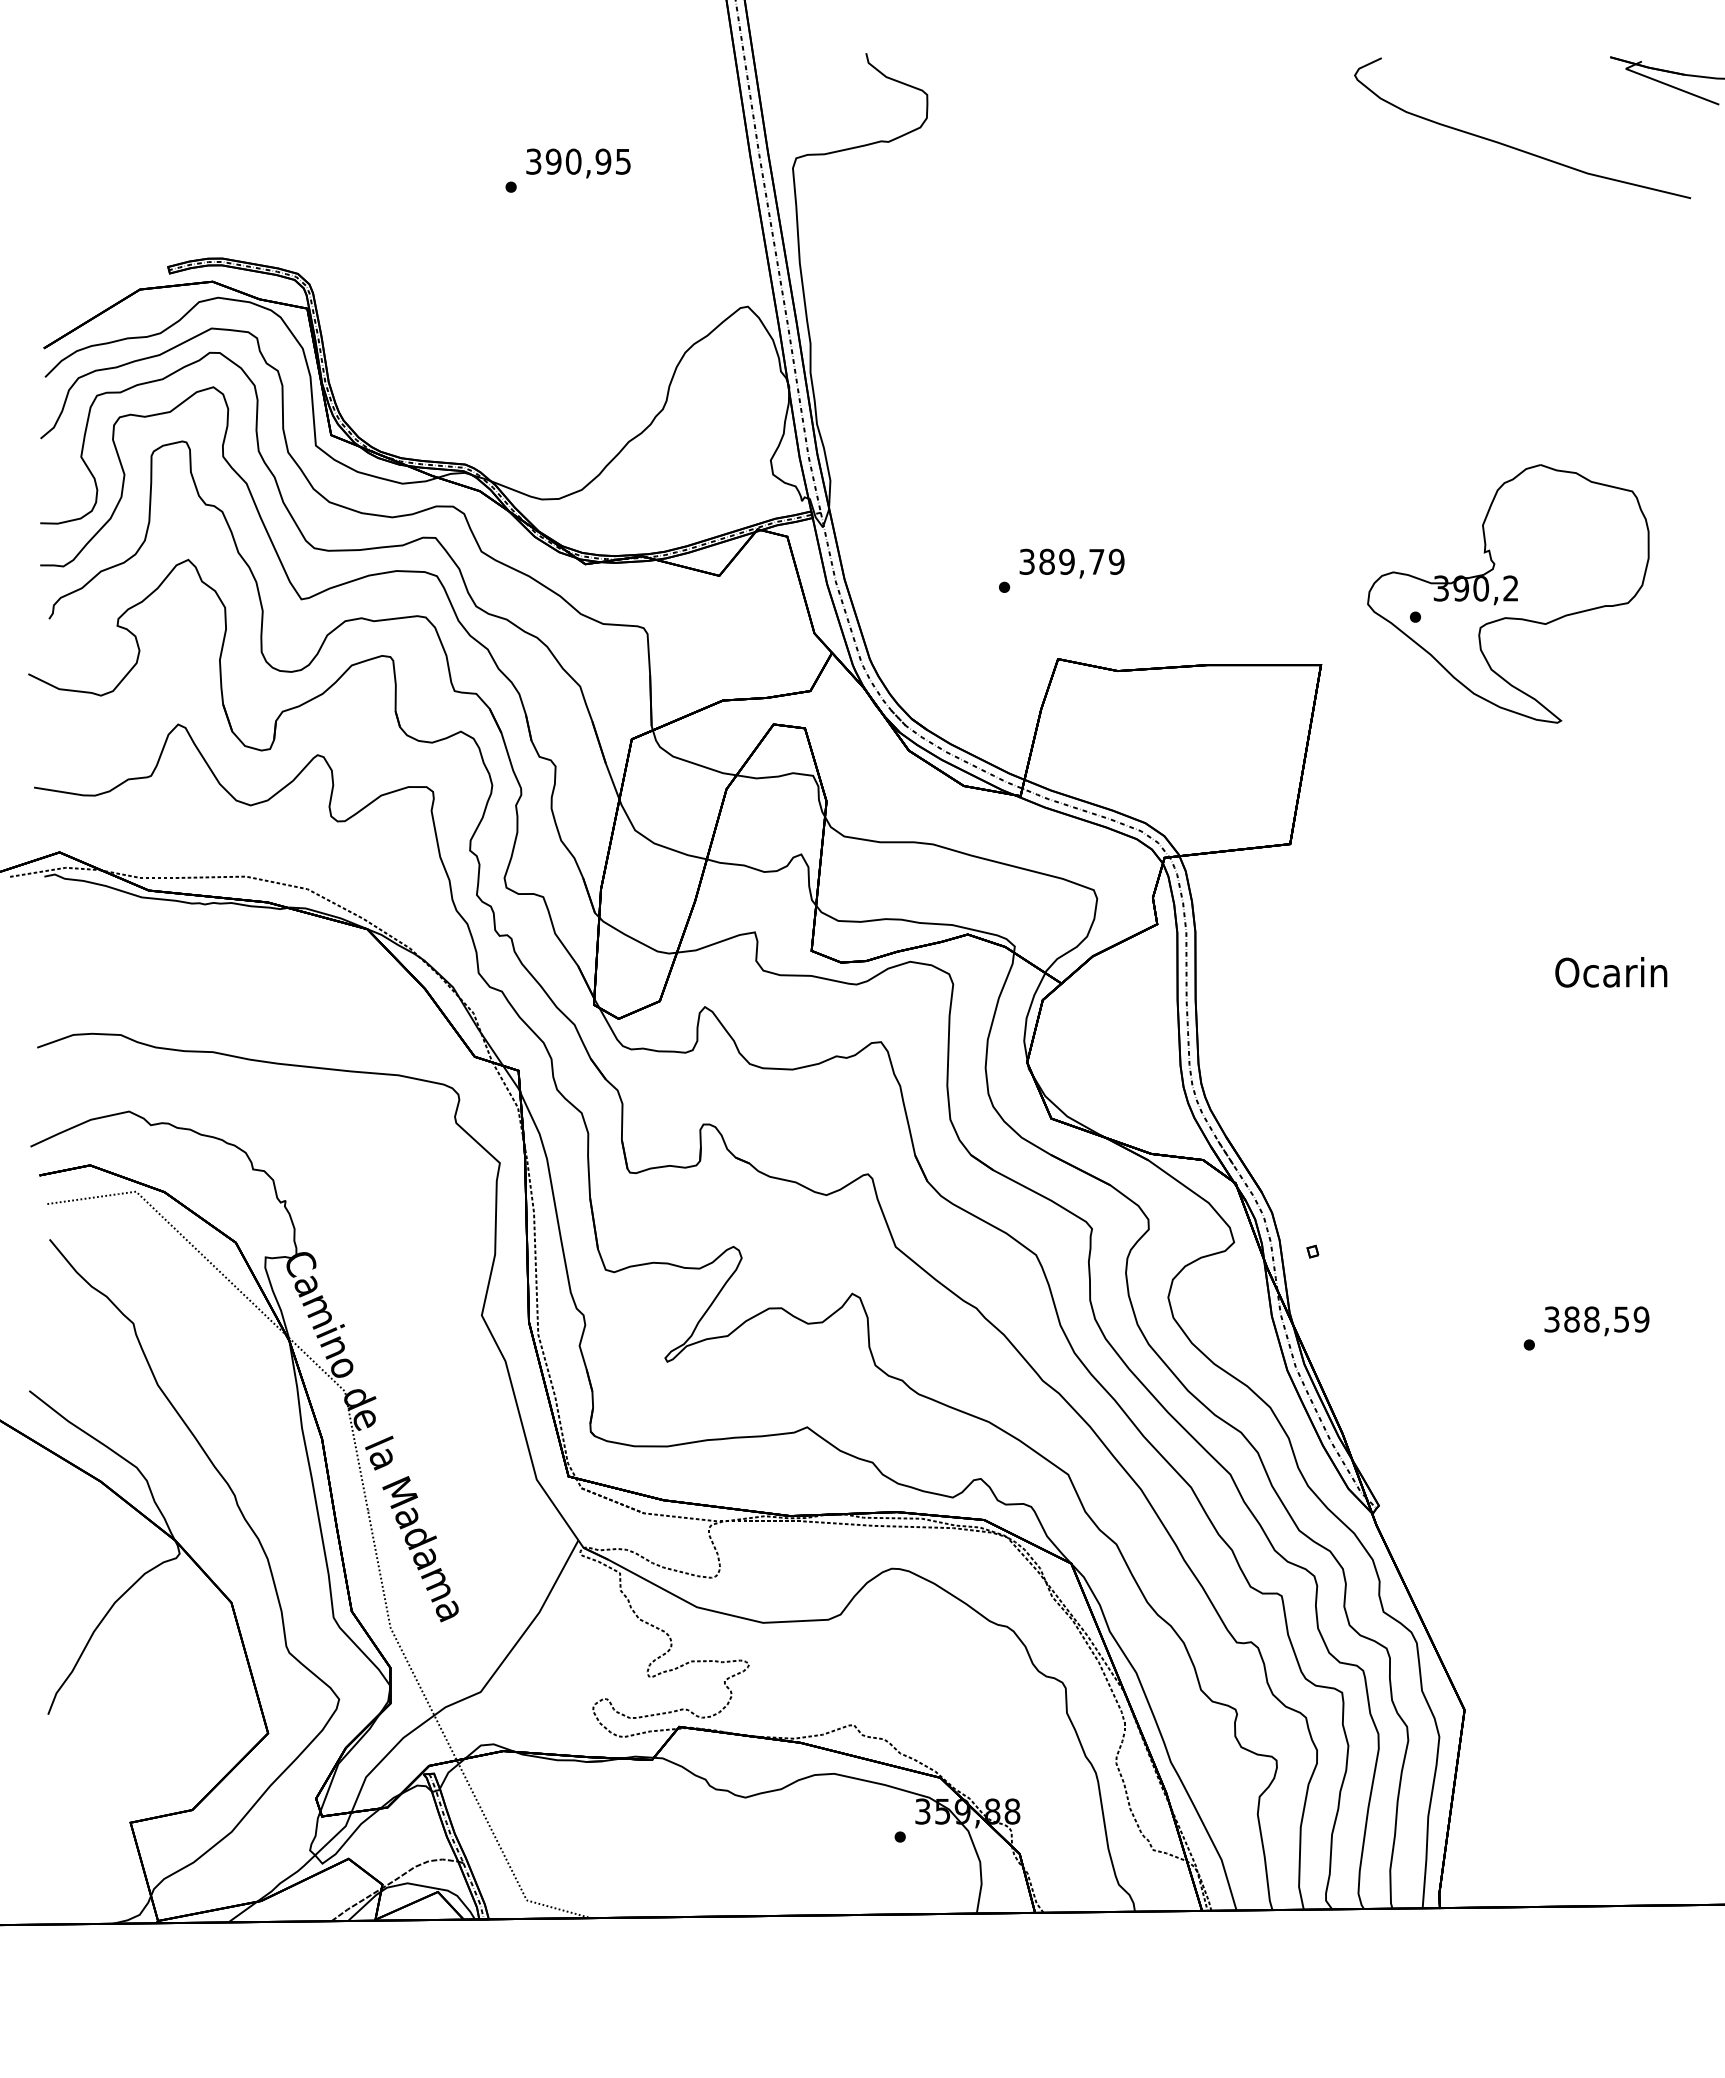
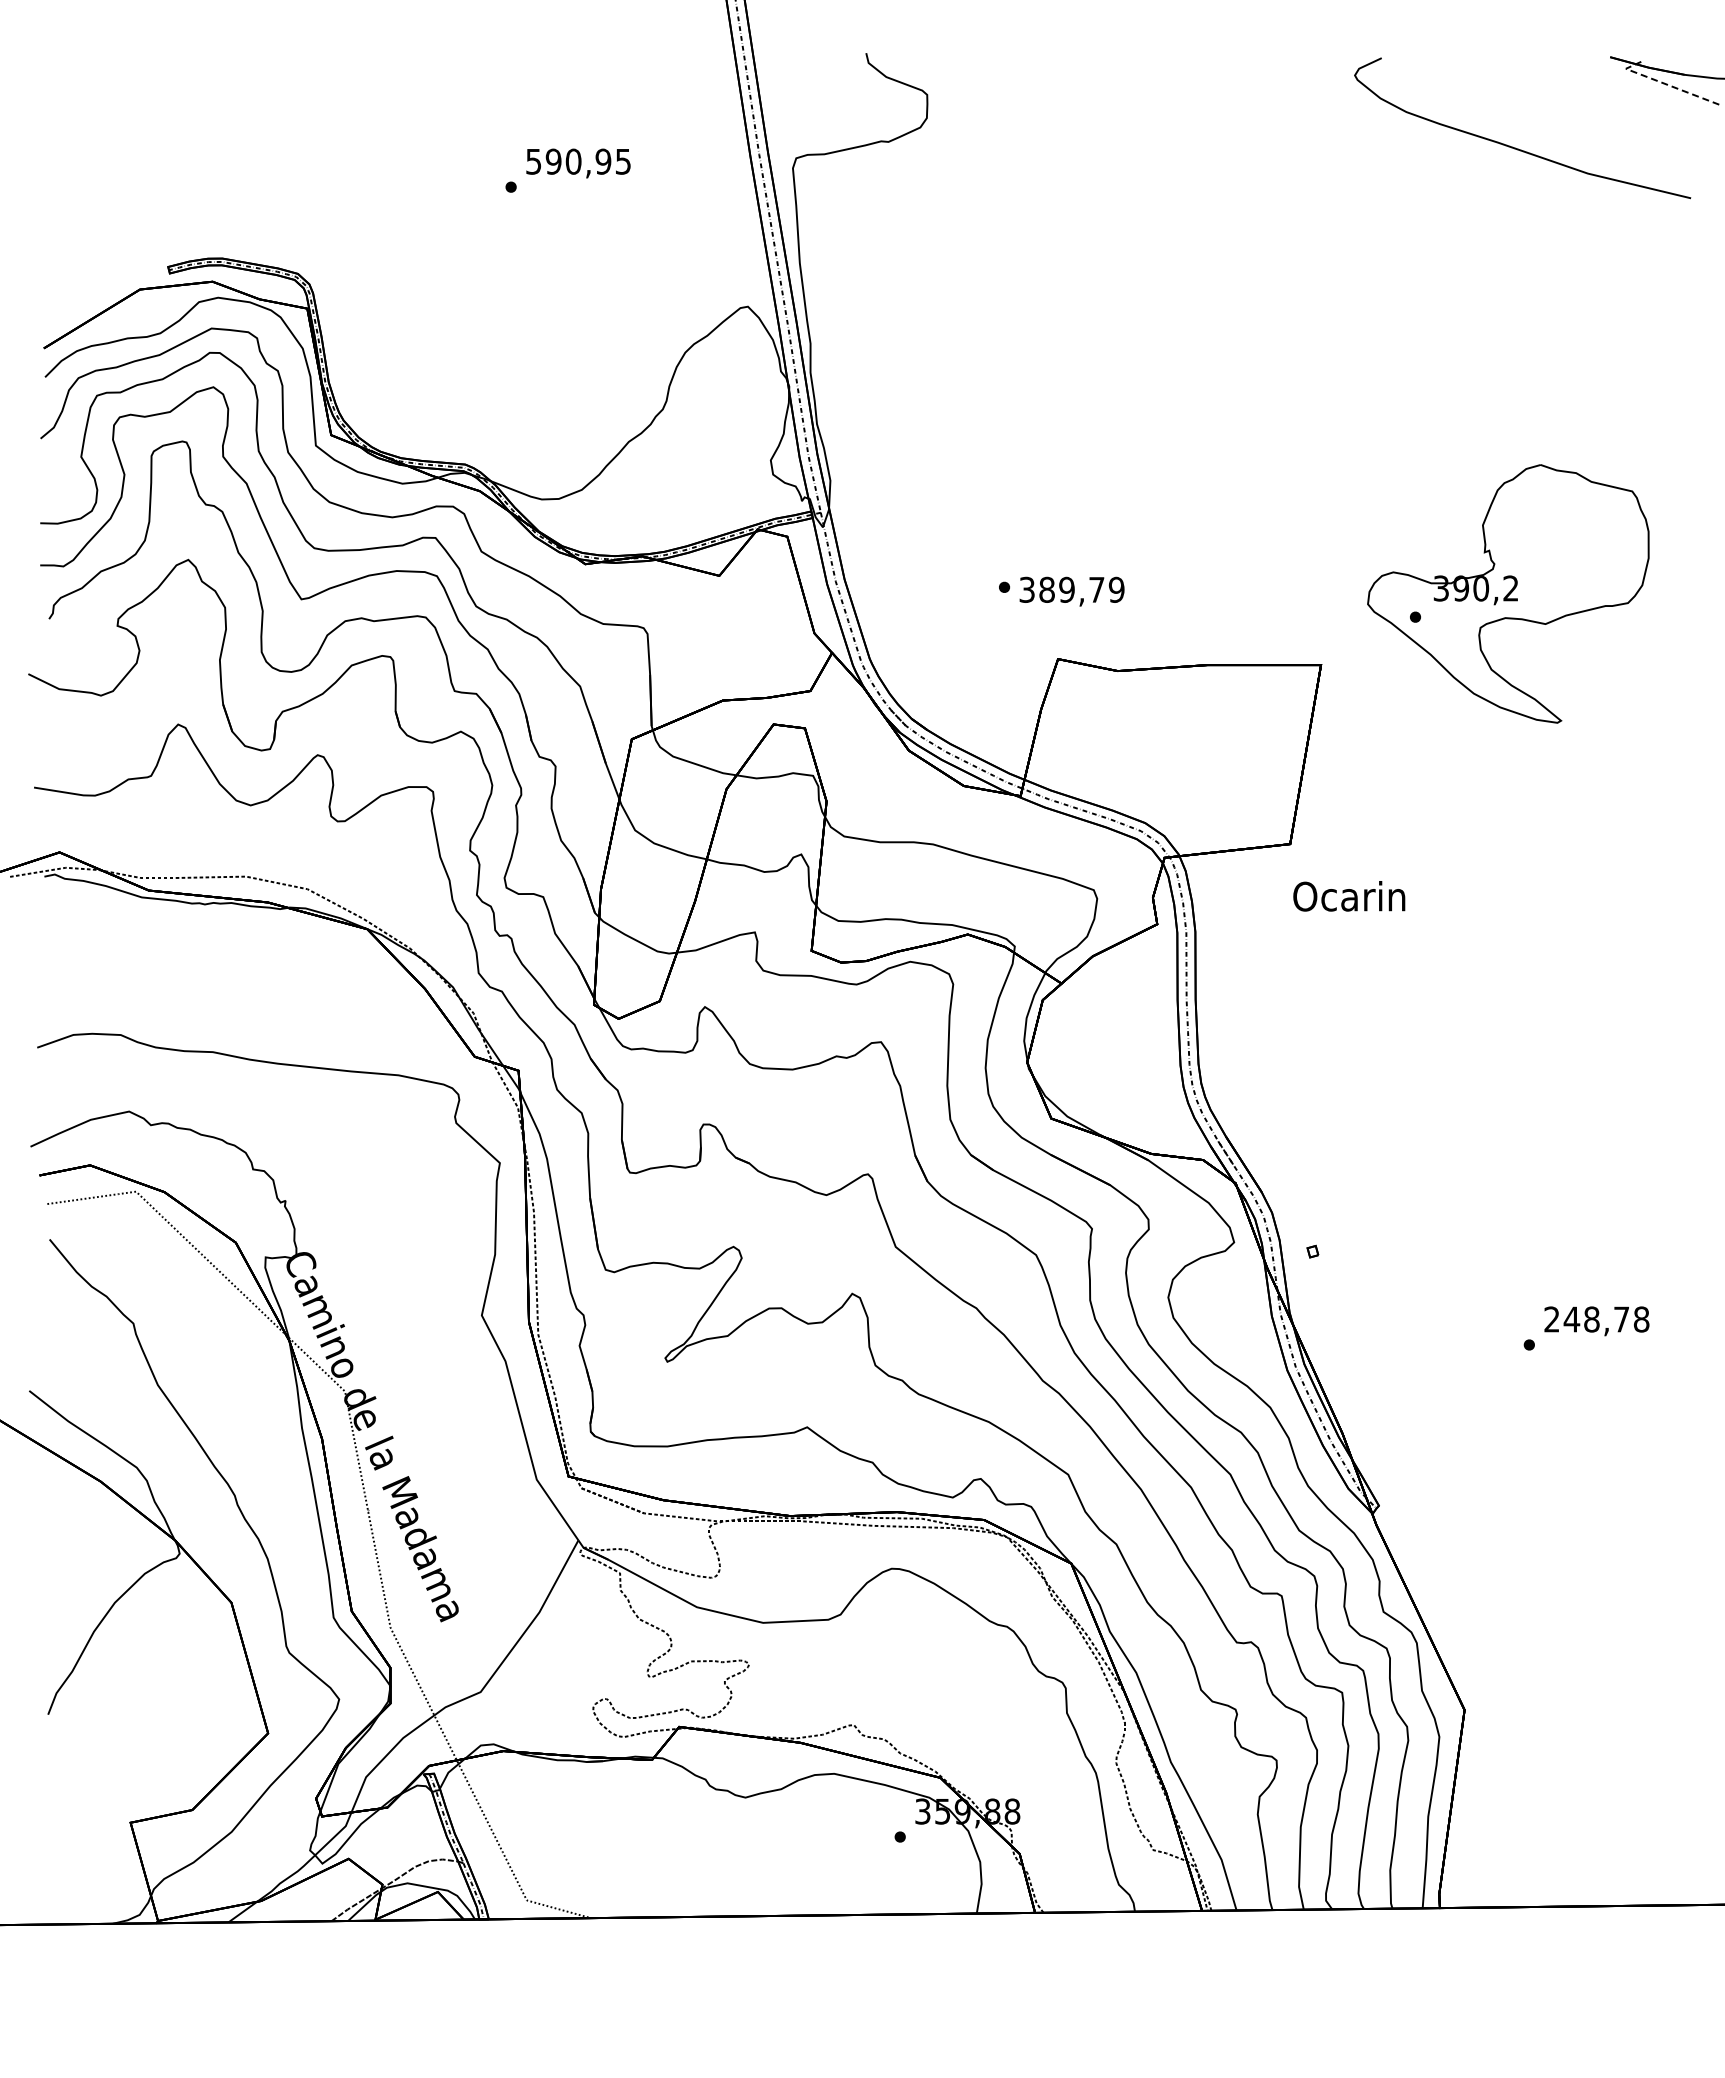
line: solid -> dashed (1663, 83)
text: 390,95 -> 590,95 (534, 160)
text position: (1071, 563) -> (1071, 591) (1071, 591)
text position: (1611, 972) -> (1349, 896) (1349, 896)
text: 388,59 -> 248,78 (1596, 1319)
